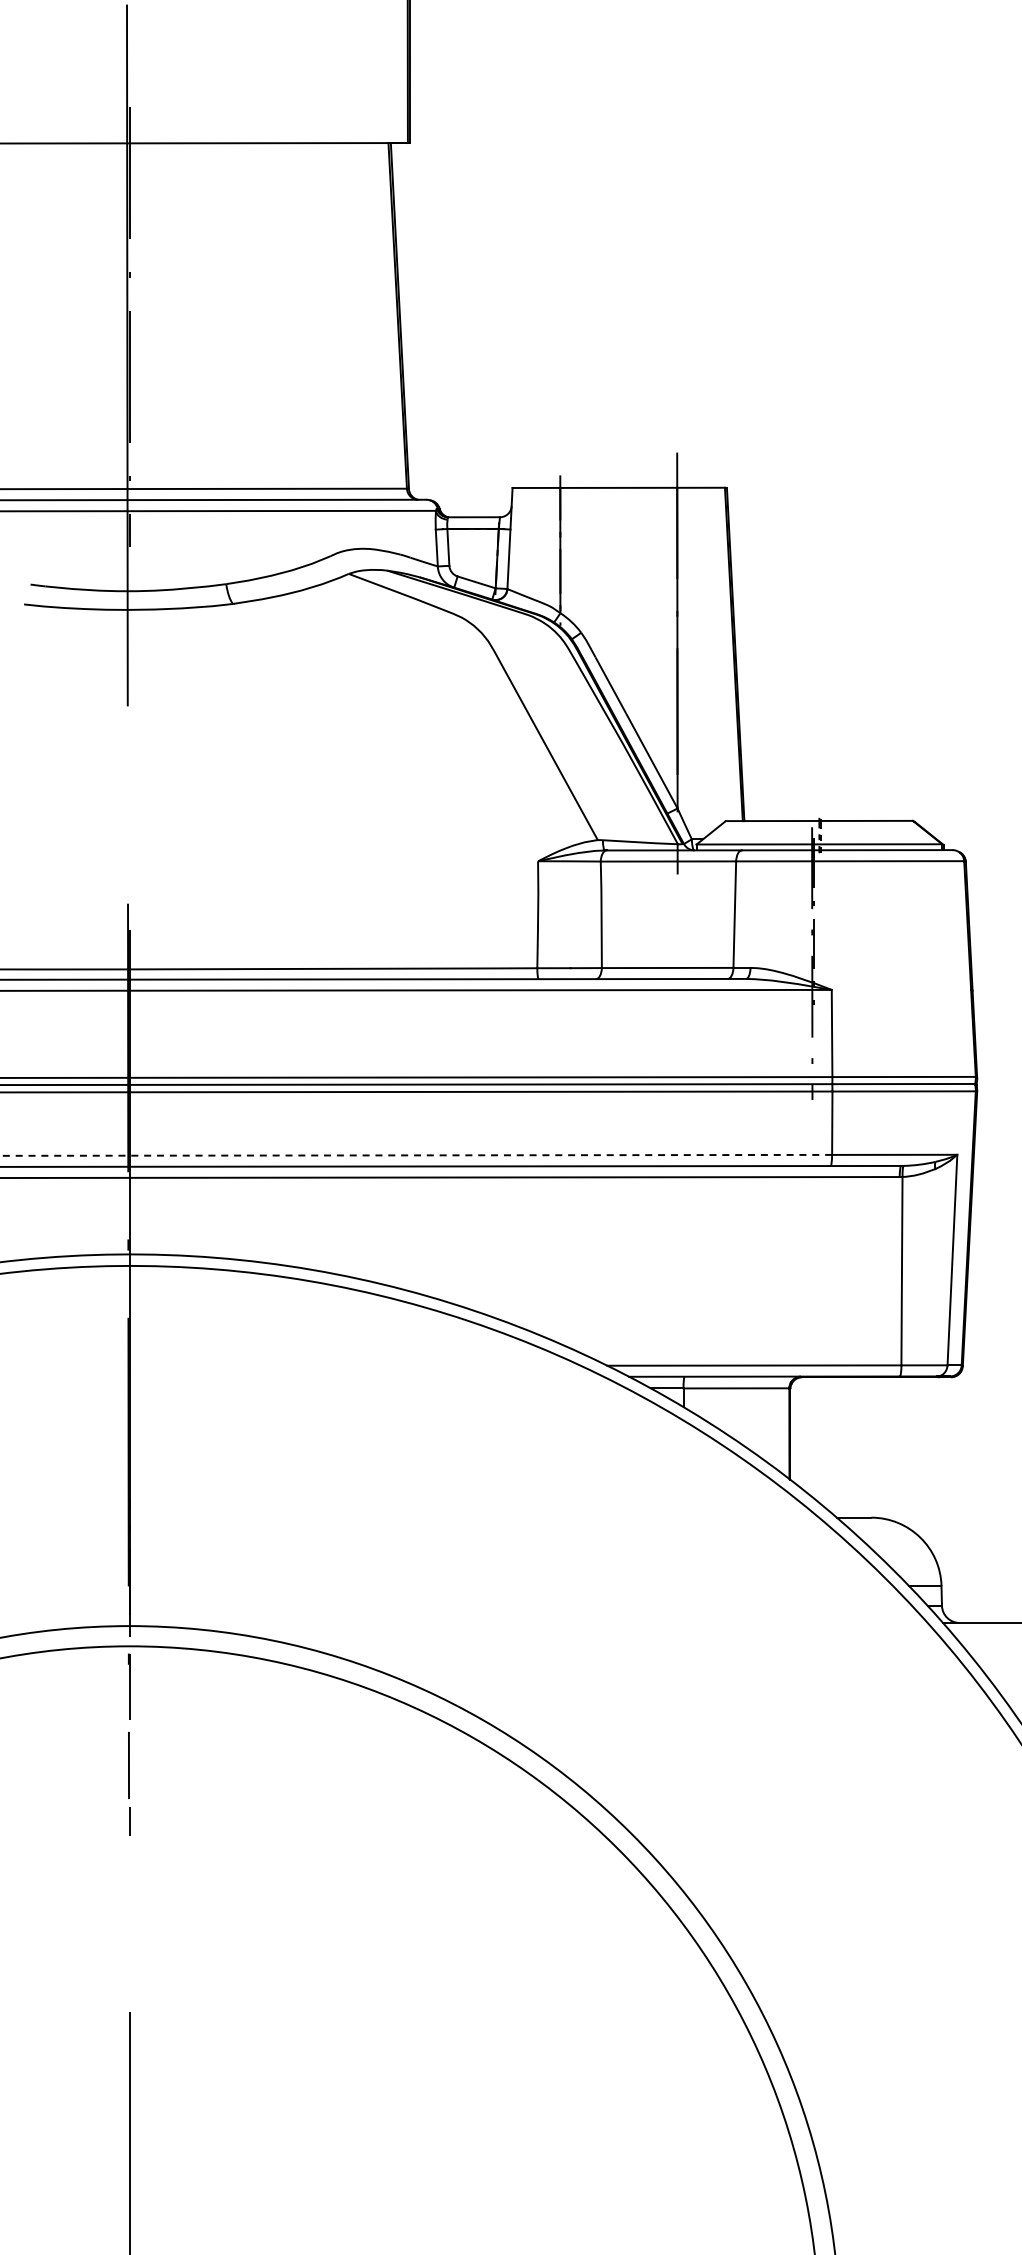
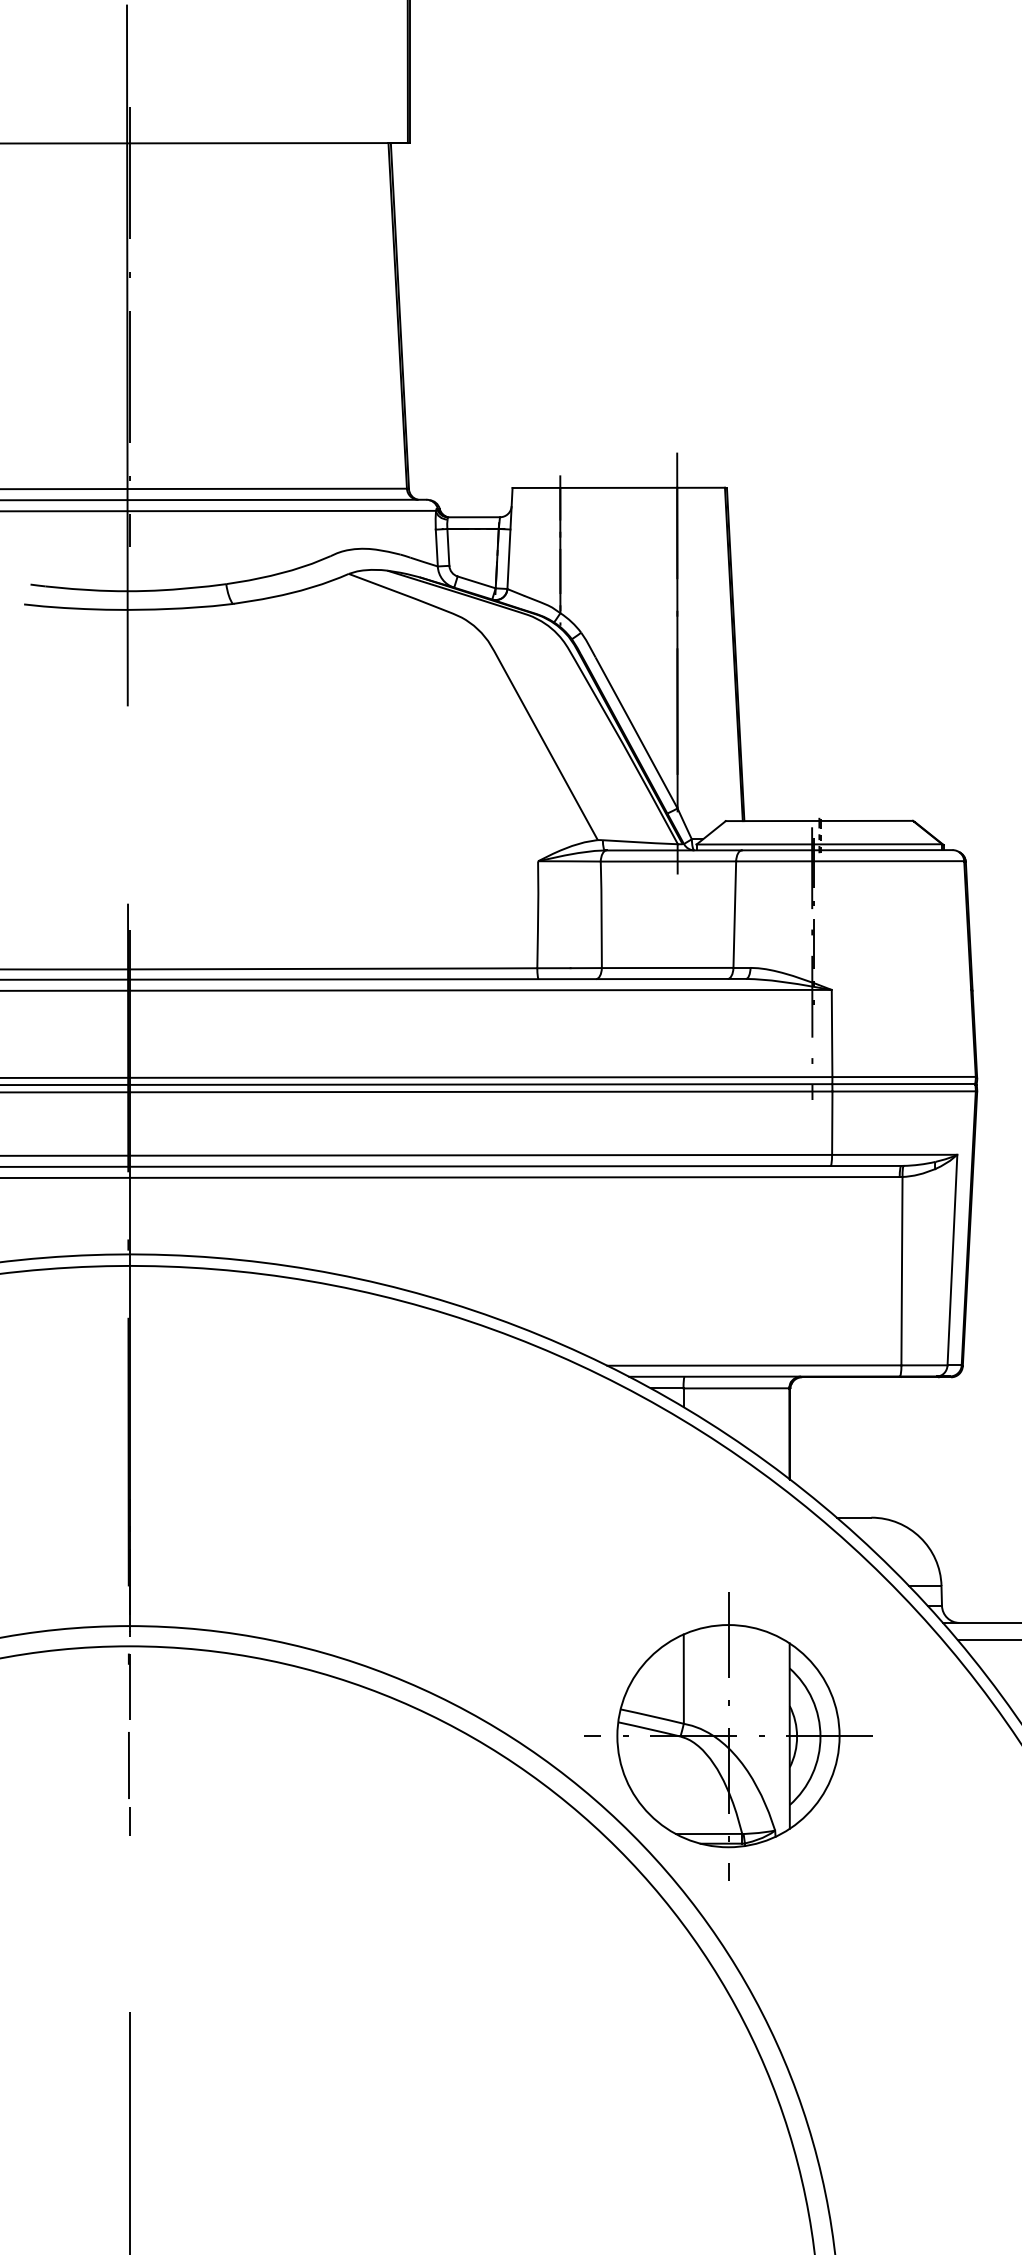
line: dashed -> solid (416, 1155)
line: none -> present (988, 1640)
part: none -> present (728, 1736)
